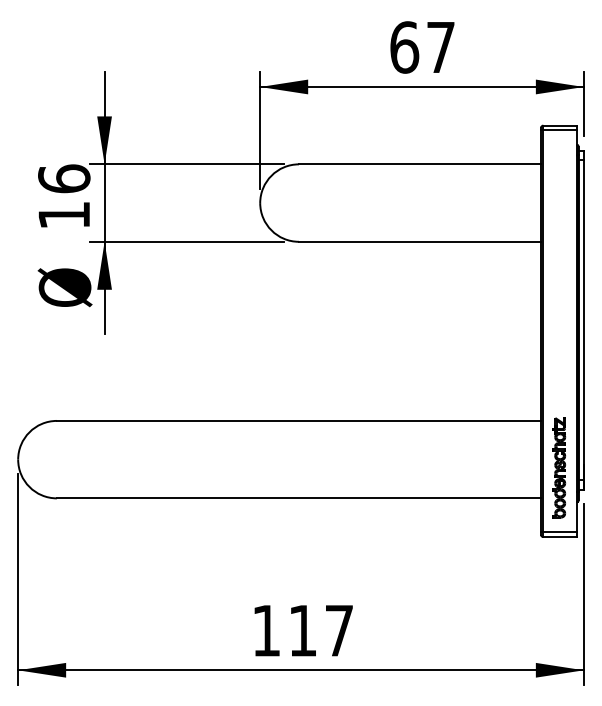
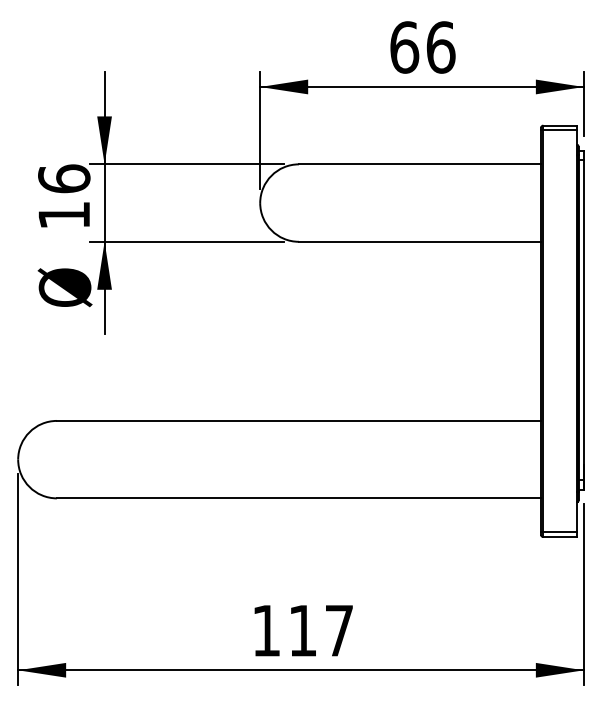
text: 67 -> 66 (440, 47)
part: present -> none (559, 467)
